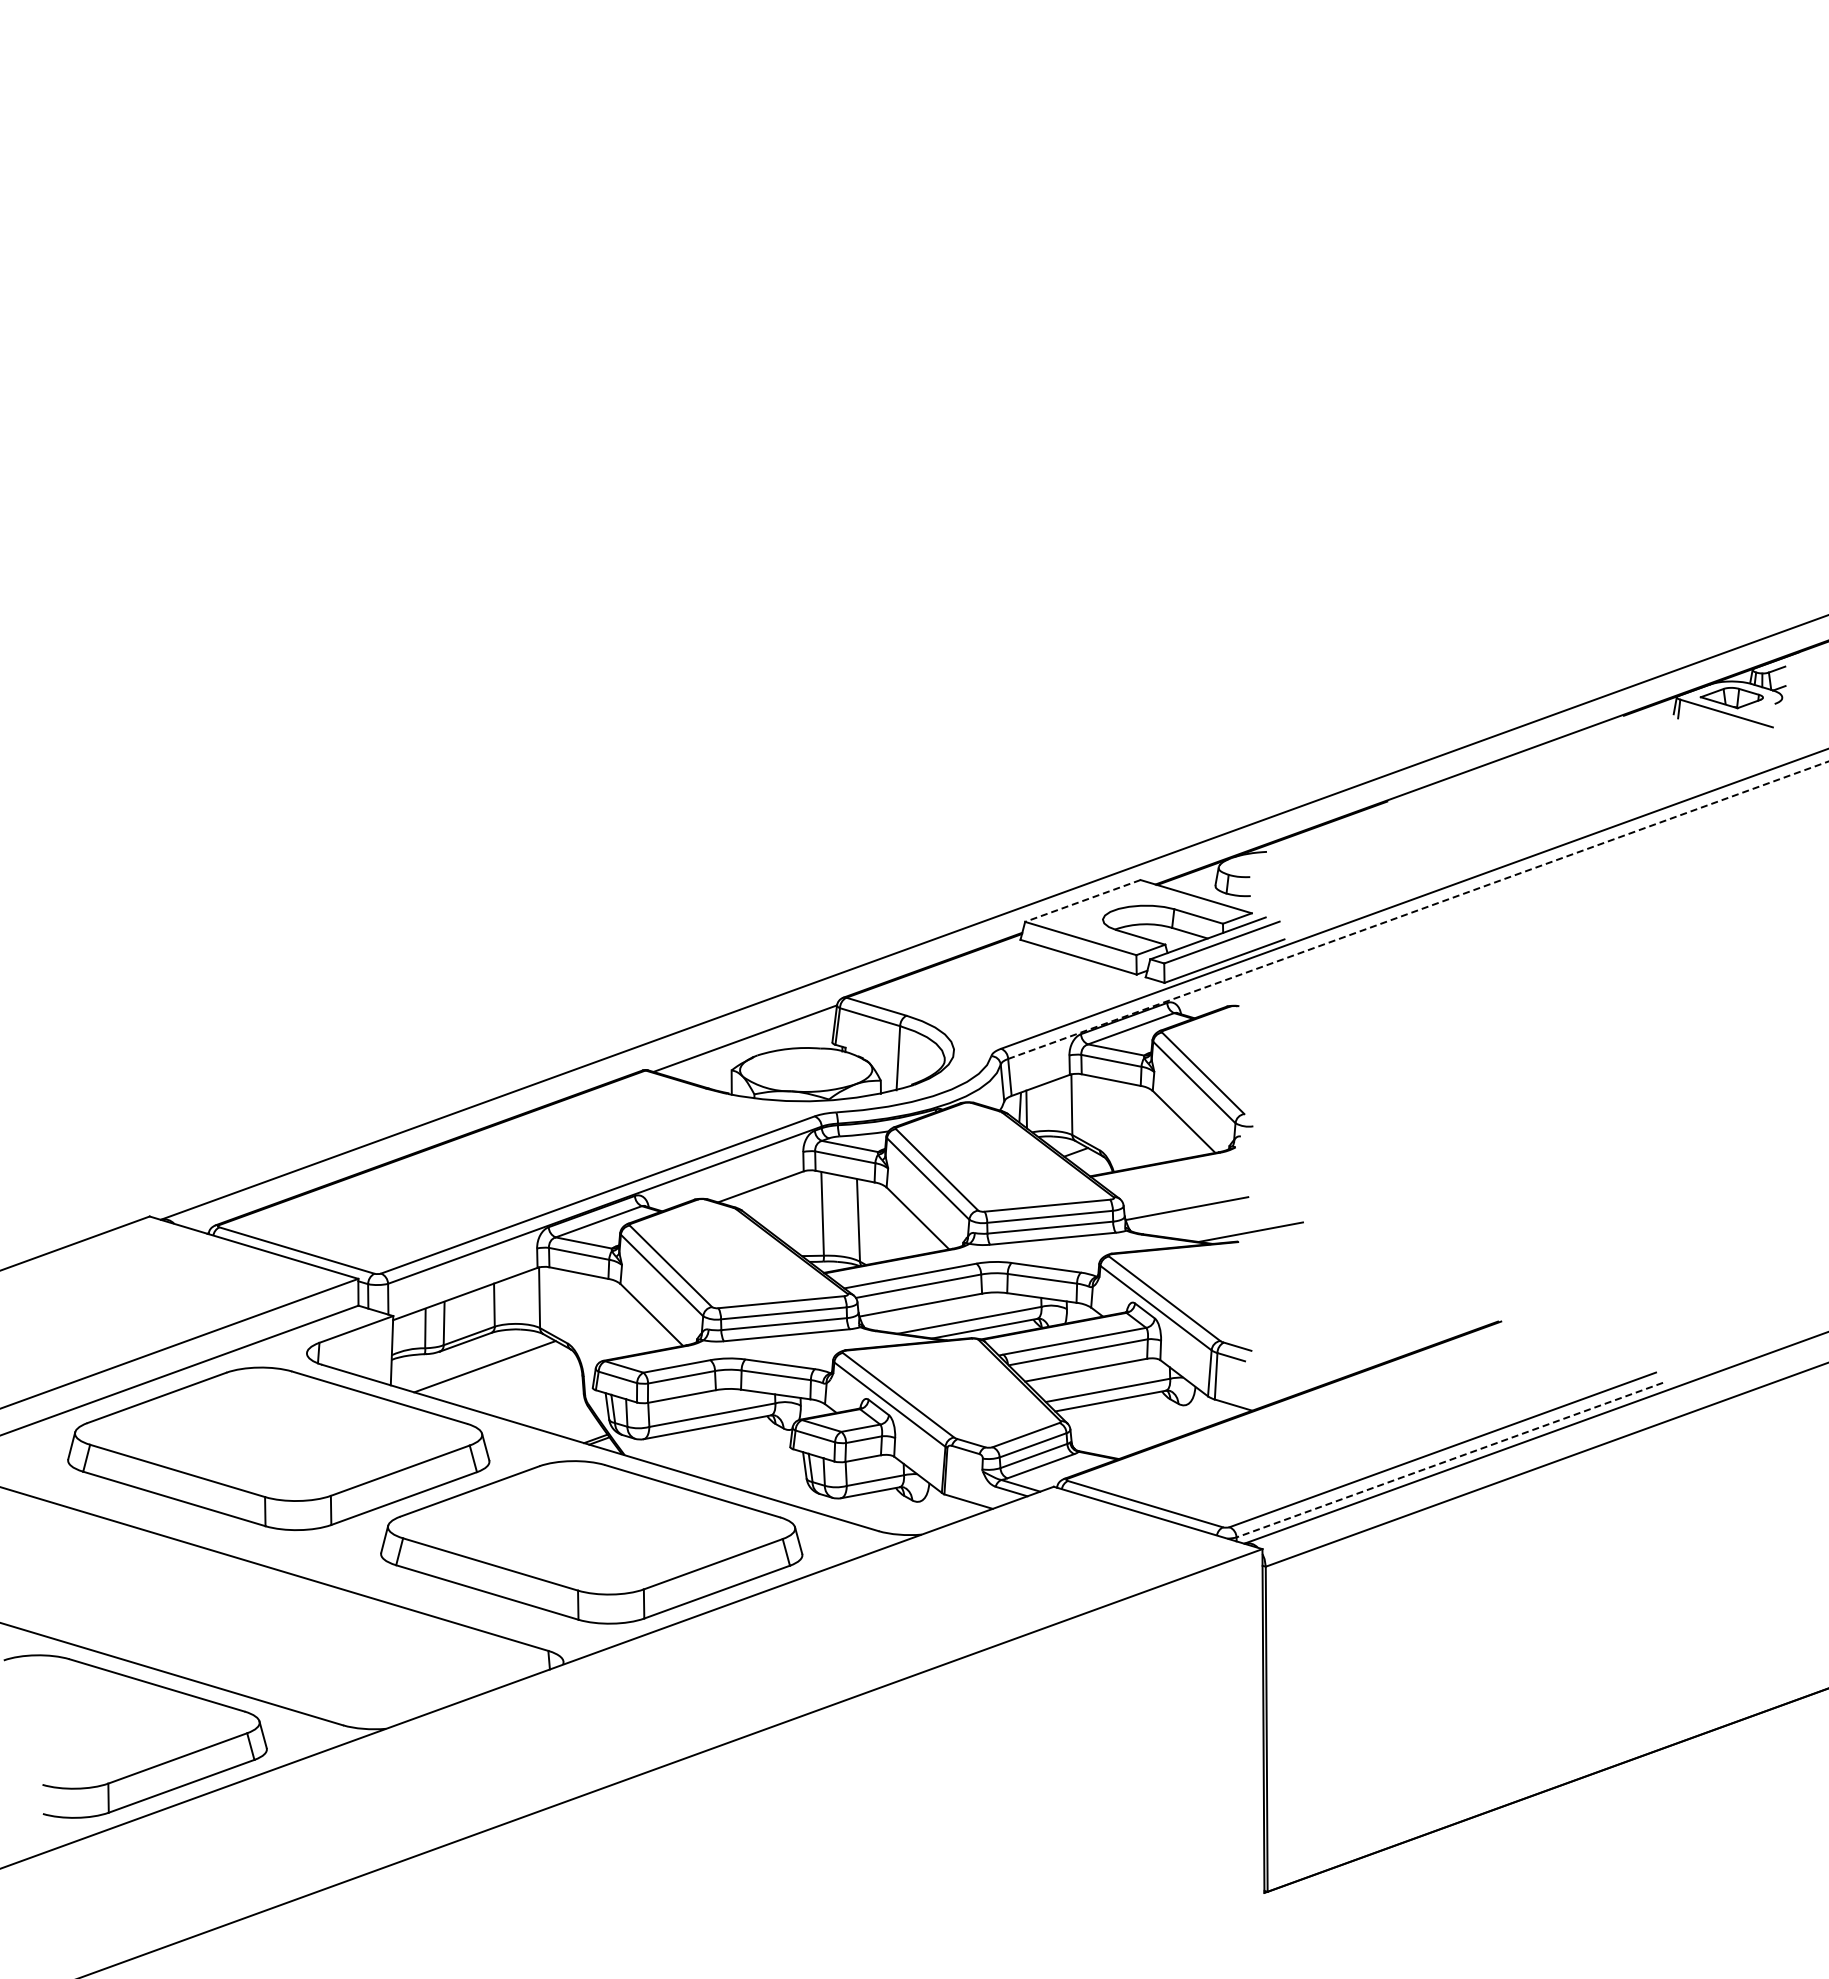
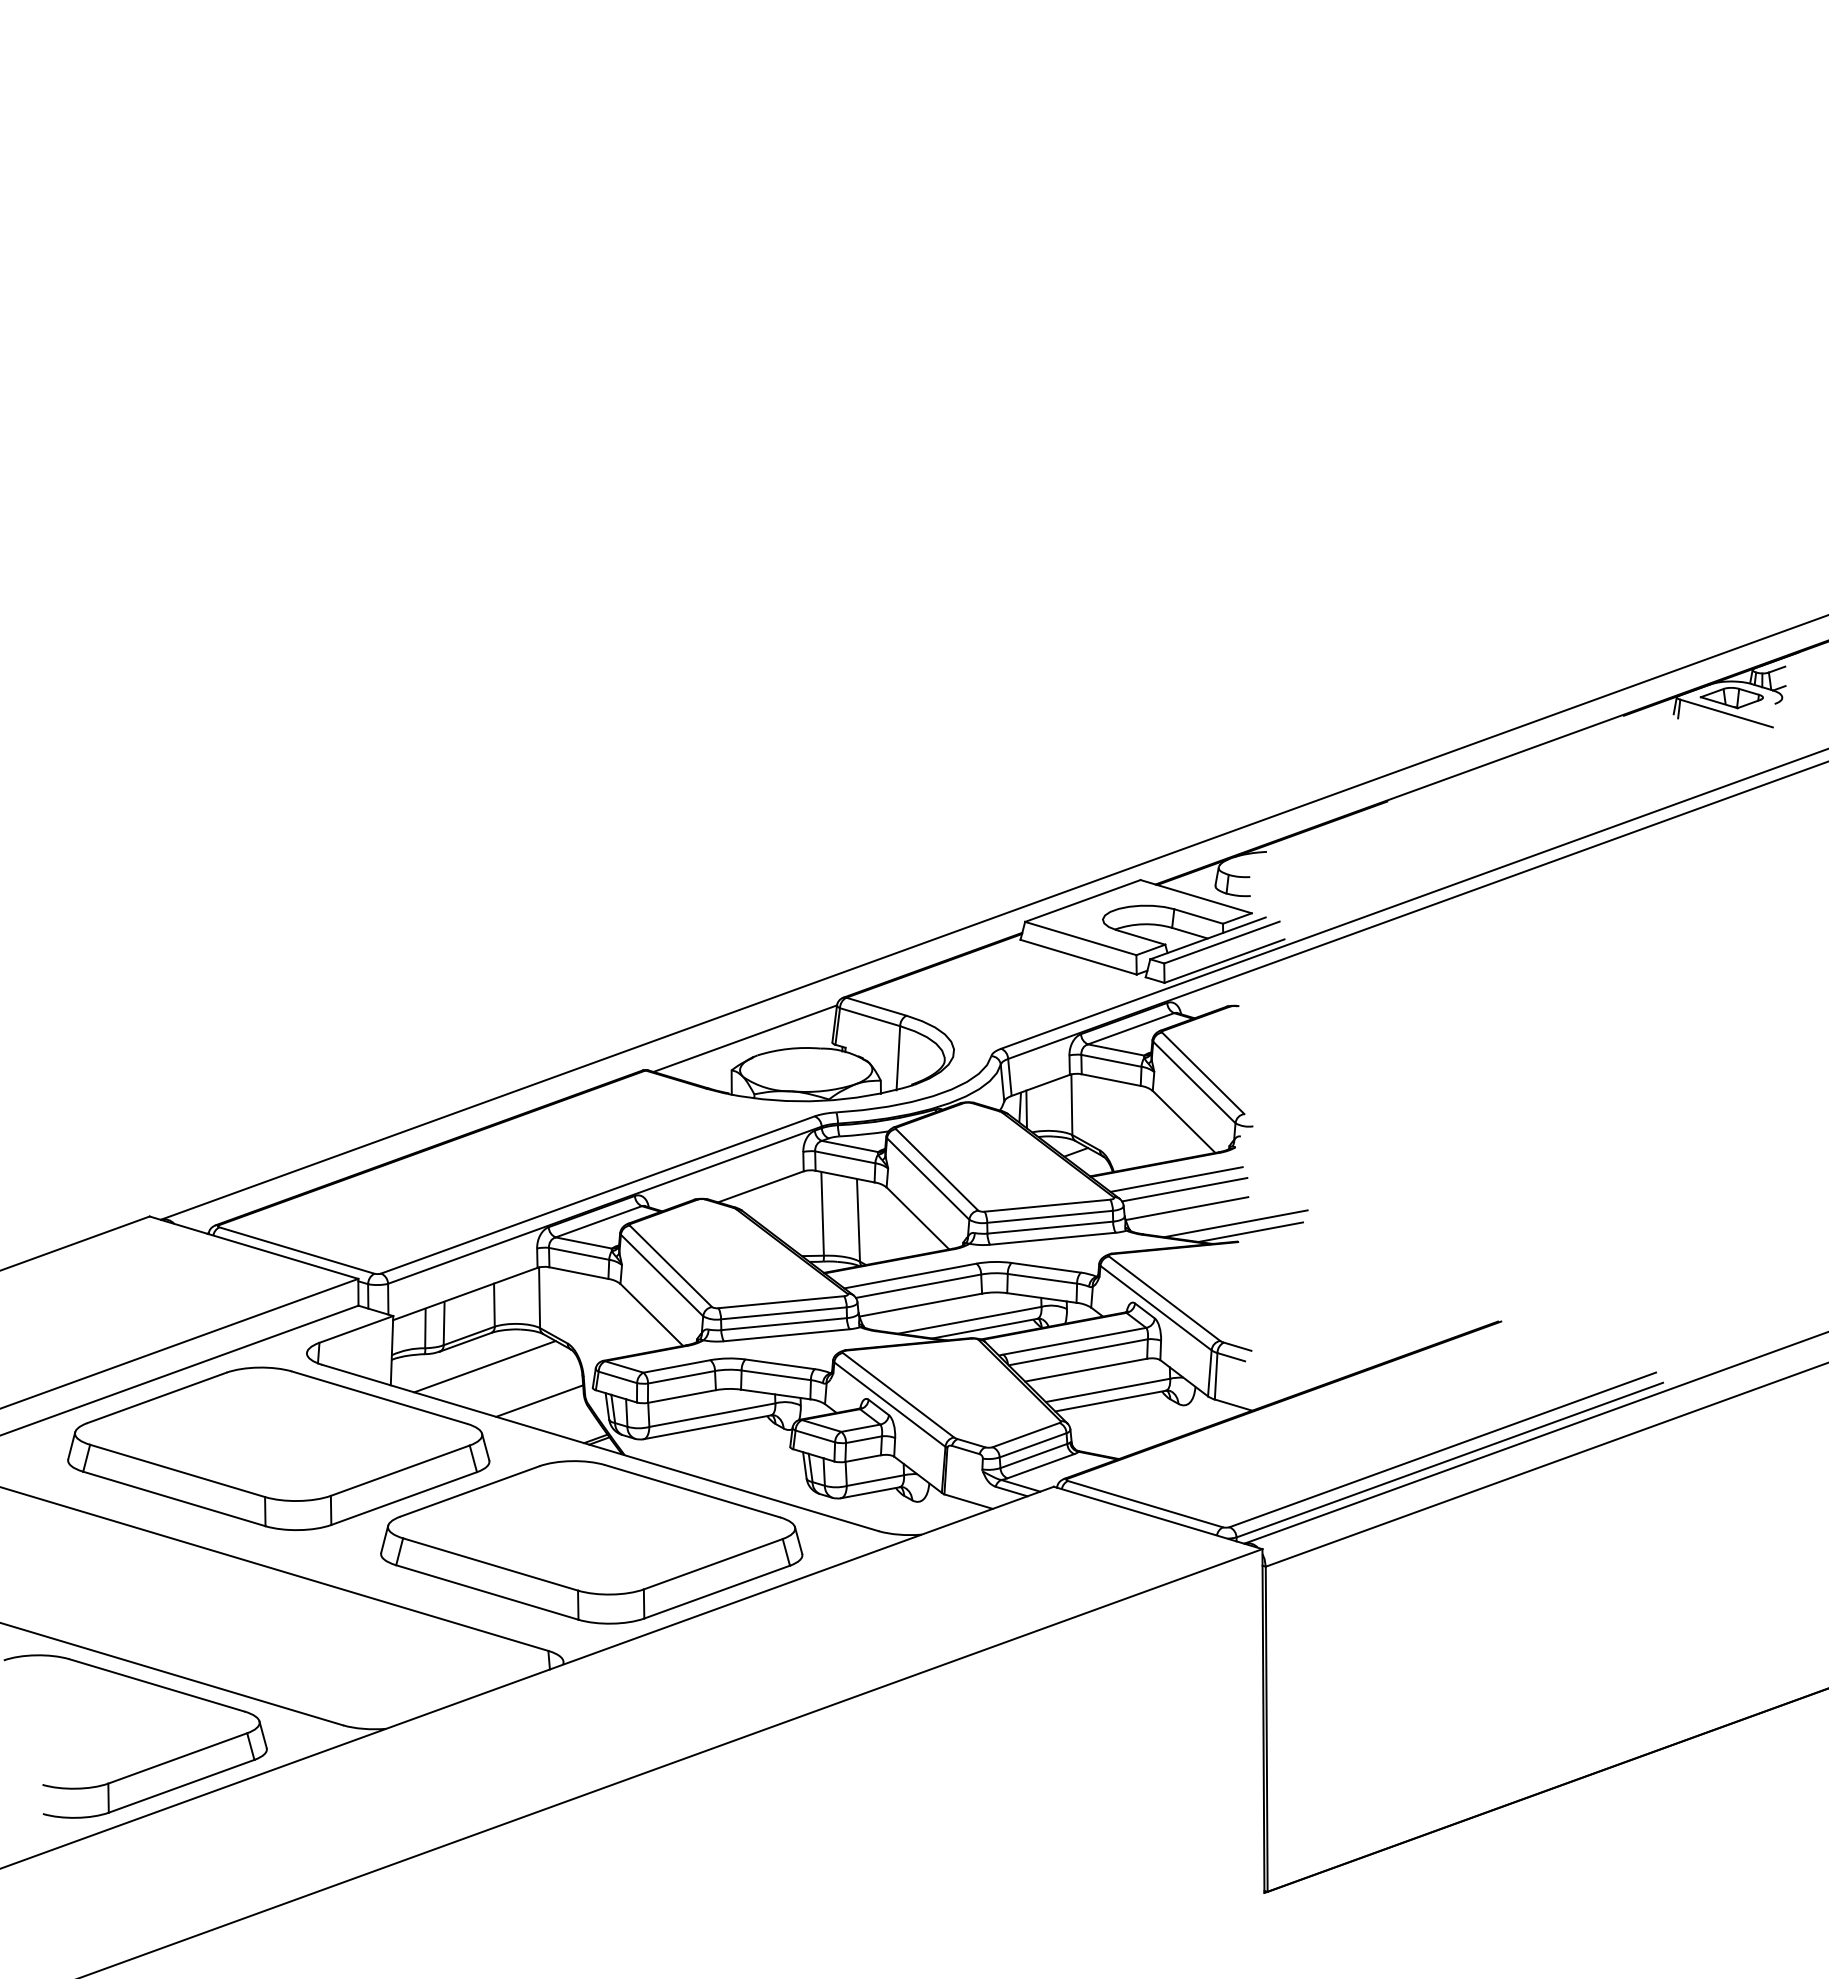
line: dashed -> solid (1082, 901)
line: dashed -> solid (1418, 910)
line: none -> present (1176, 1179)
line: none -> present (1184, 1189)
line: none -> present (1235, 1223)
line: none -> present (539, 1400)
line: dashed -> solid (1449, 1460)
